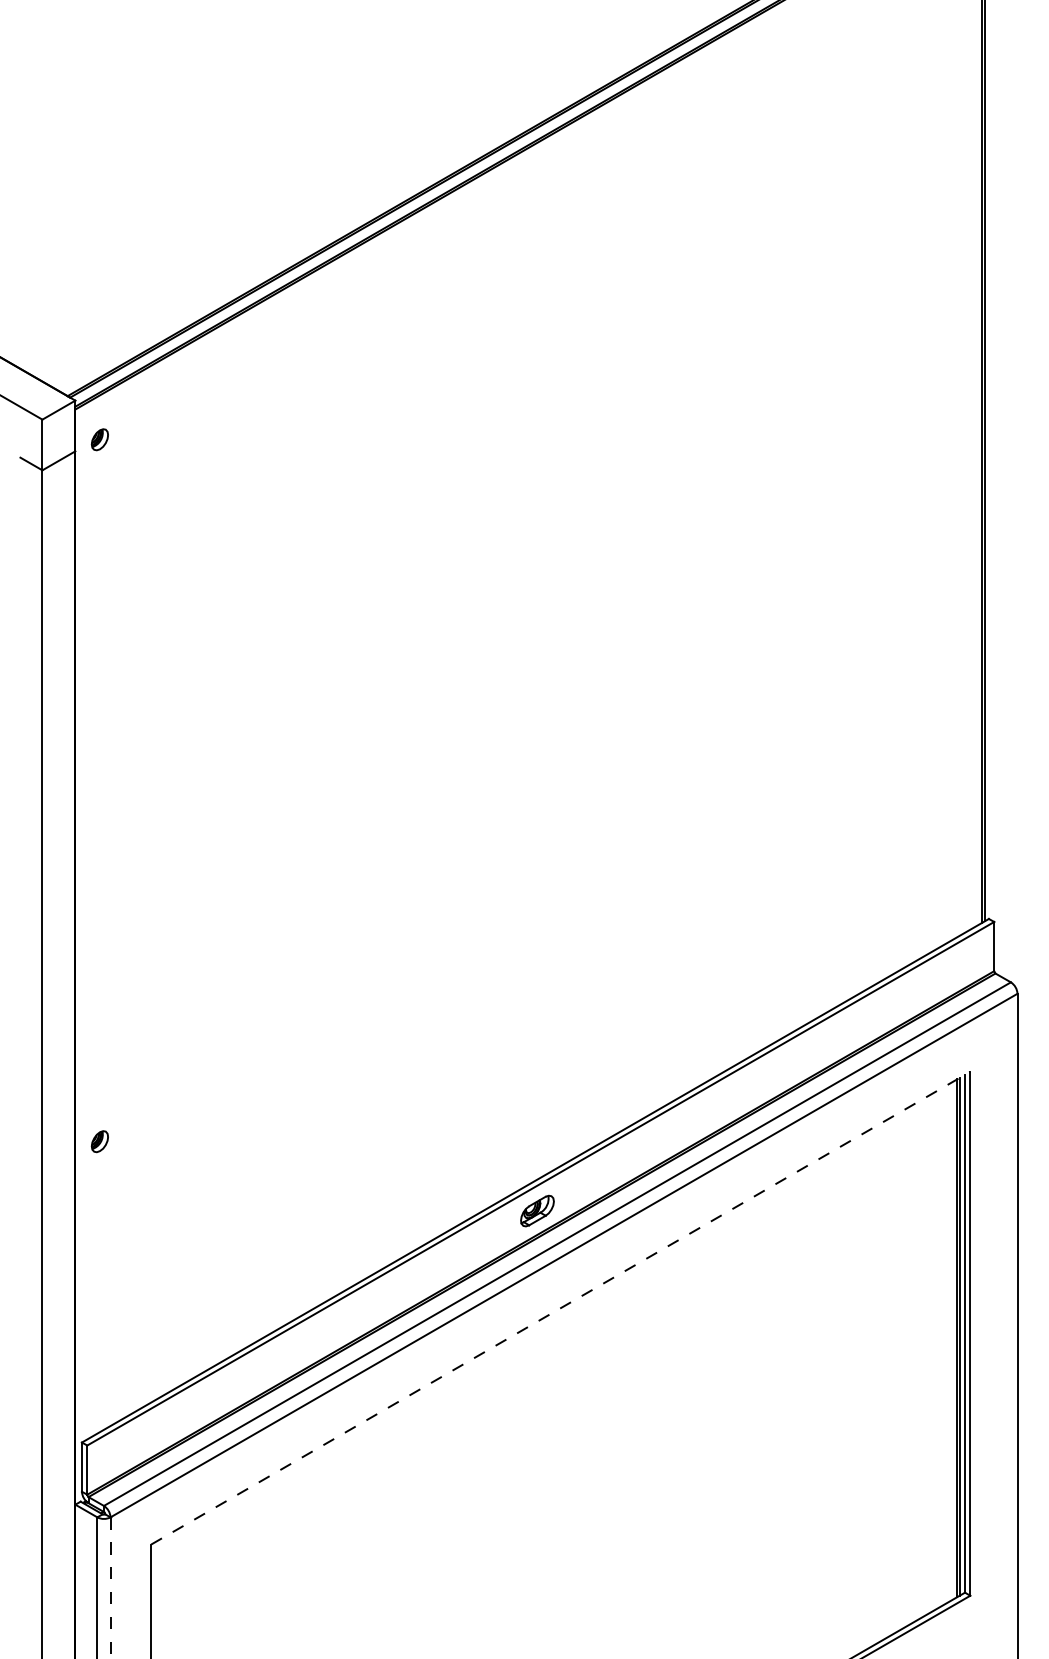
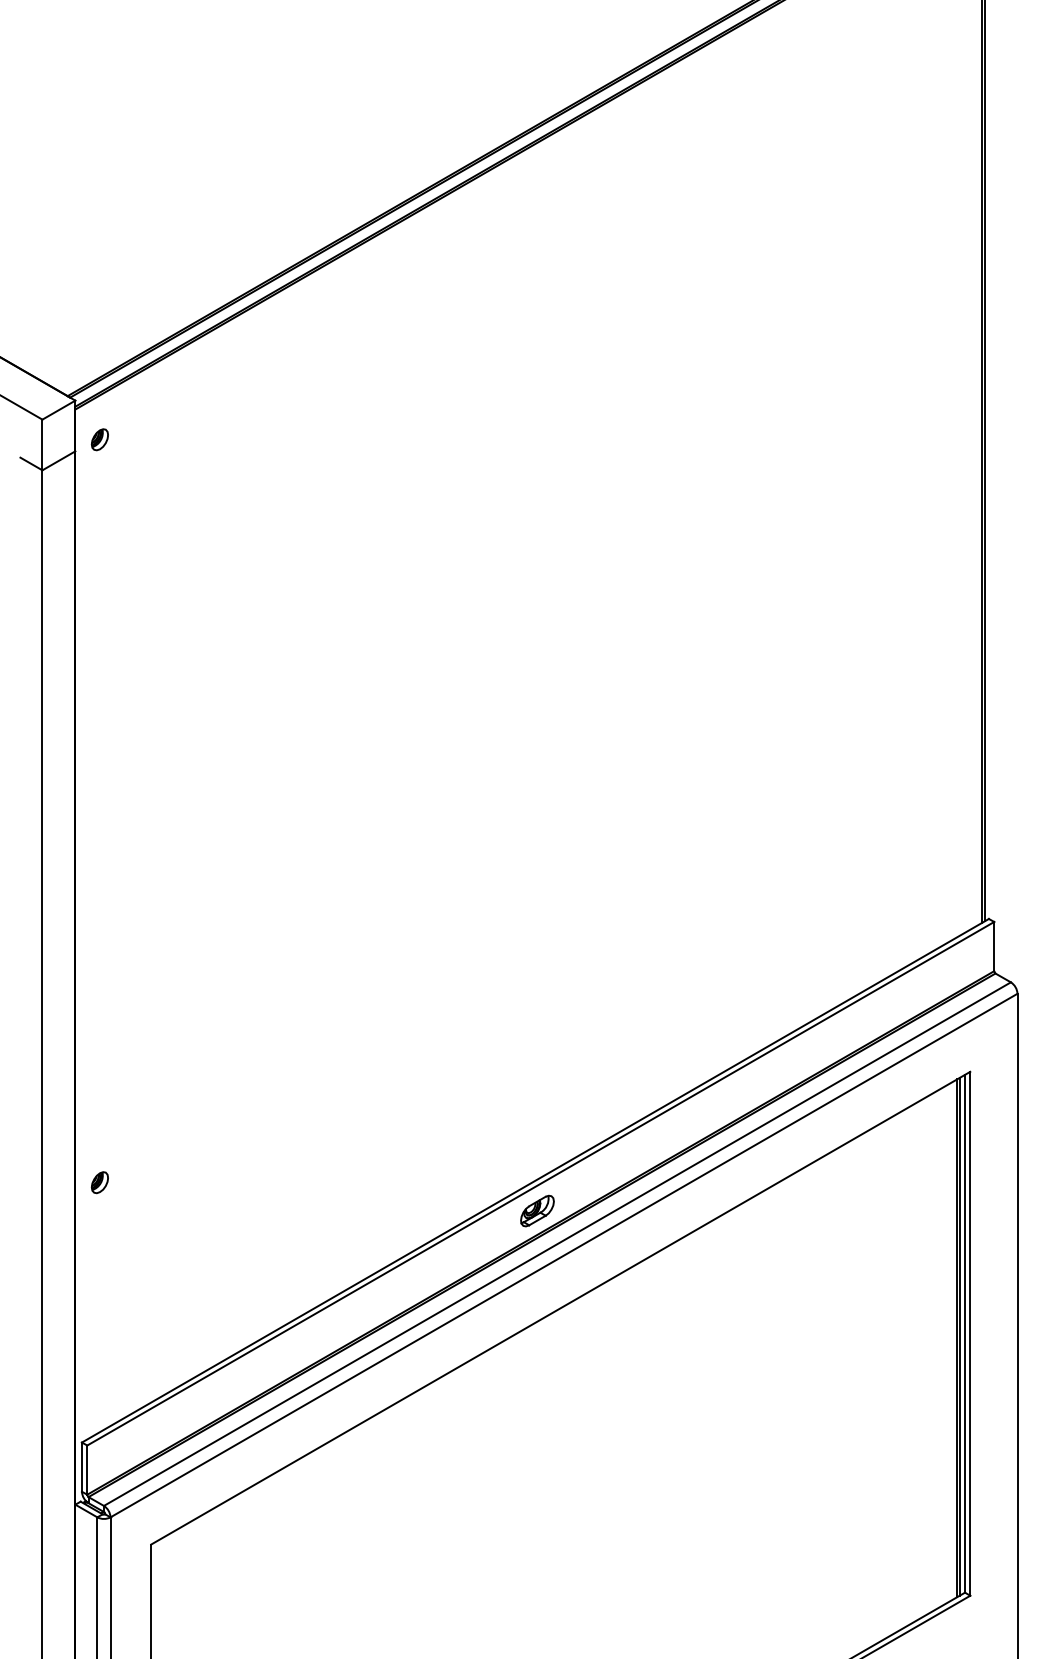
part position: (99, 1141) -> (99, 1182) (99, 1182)
line: dashed -> solid (560, 1308)
line: dashed -> solid (110, 1588)
